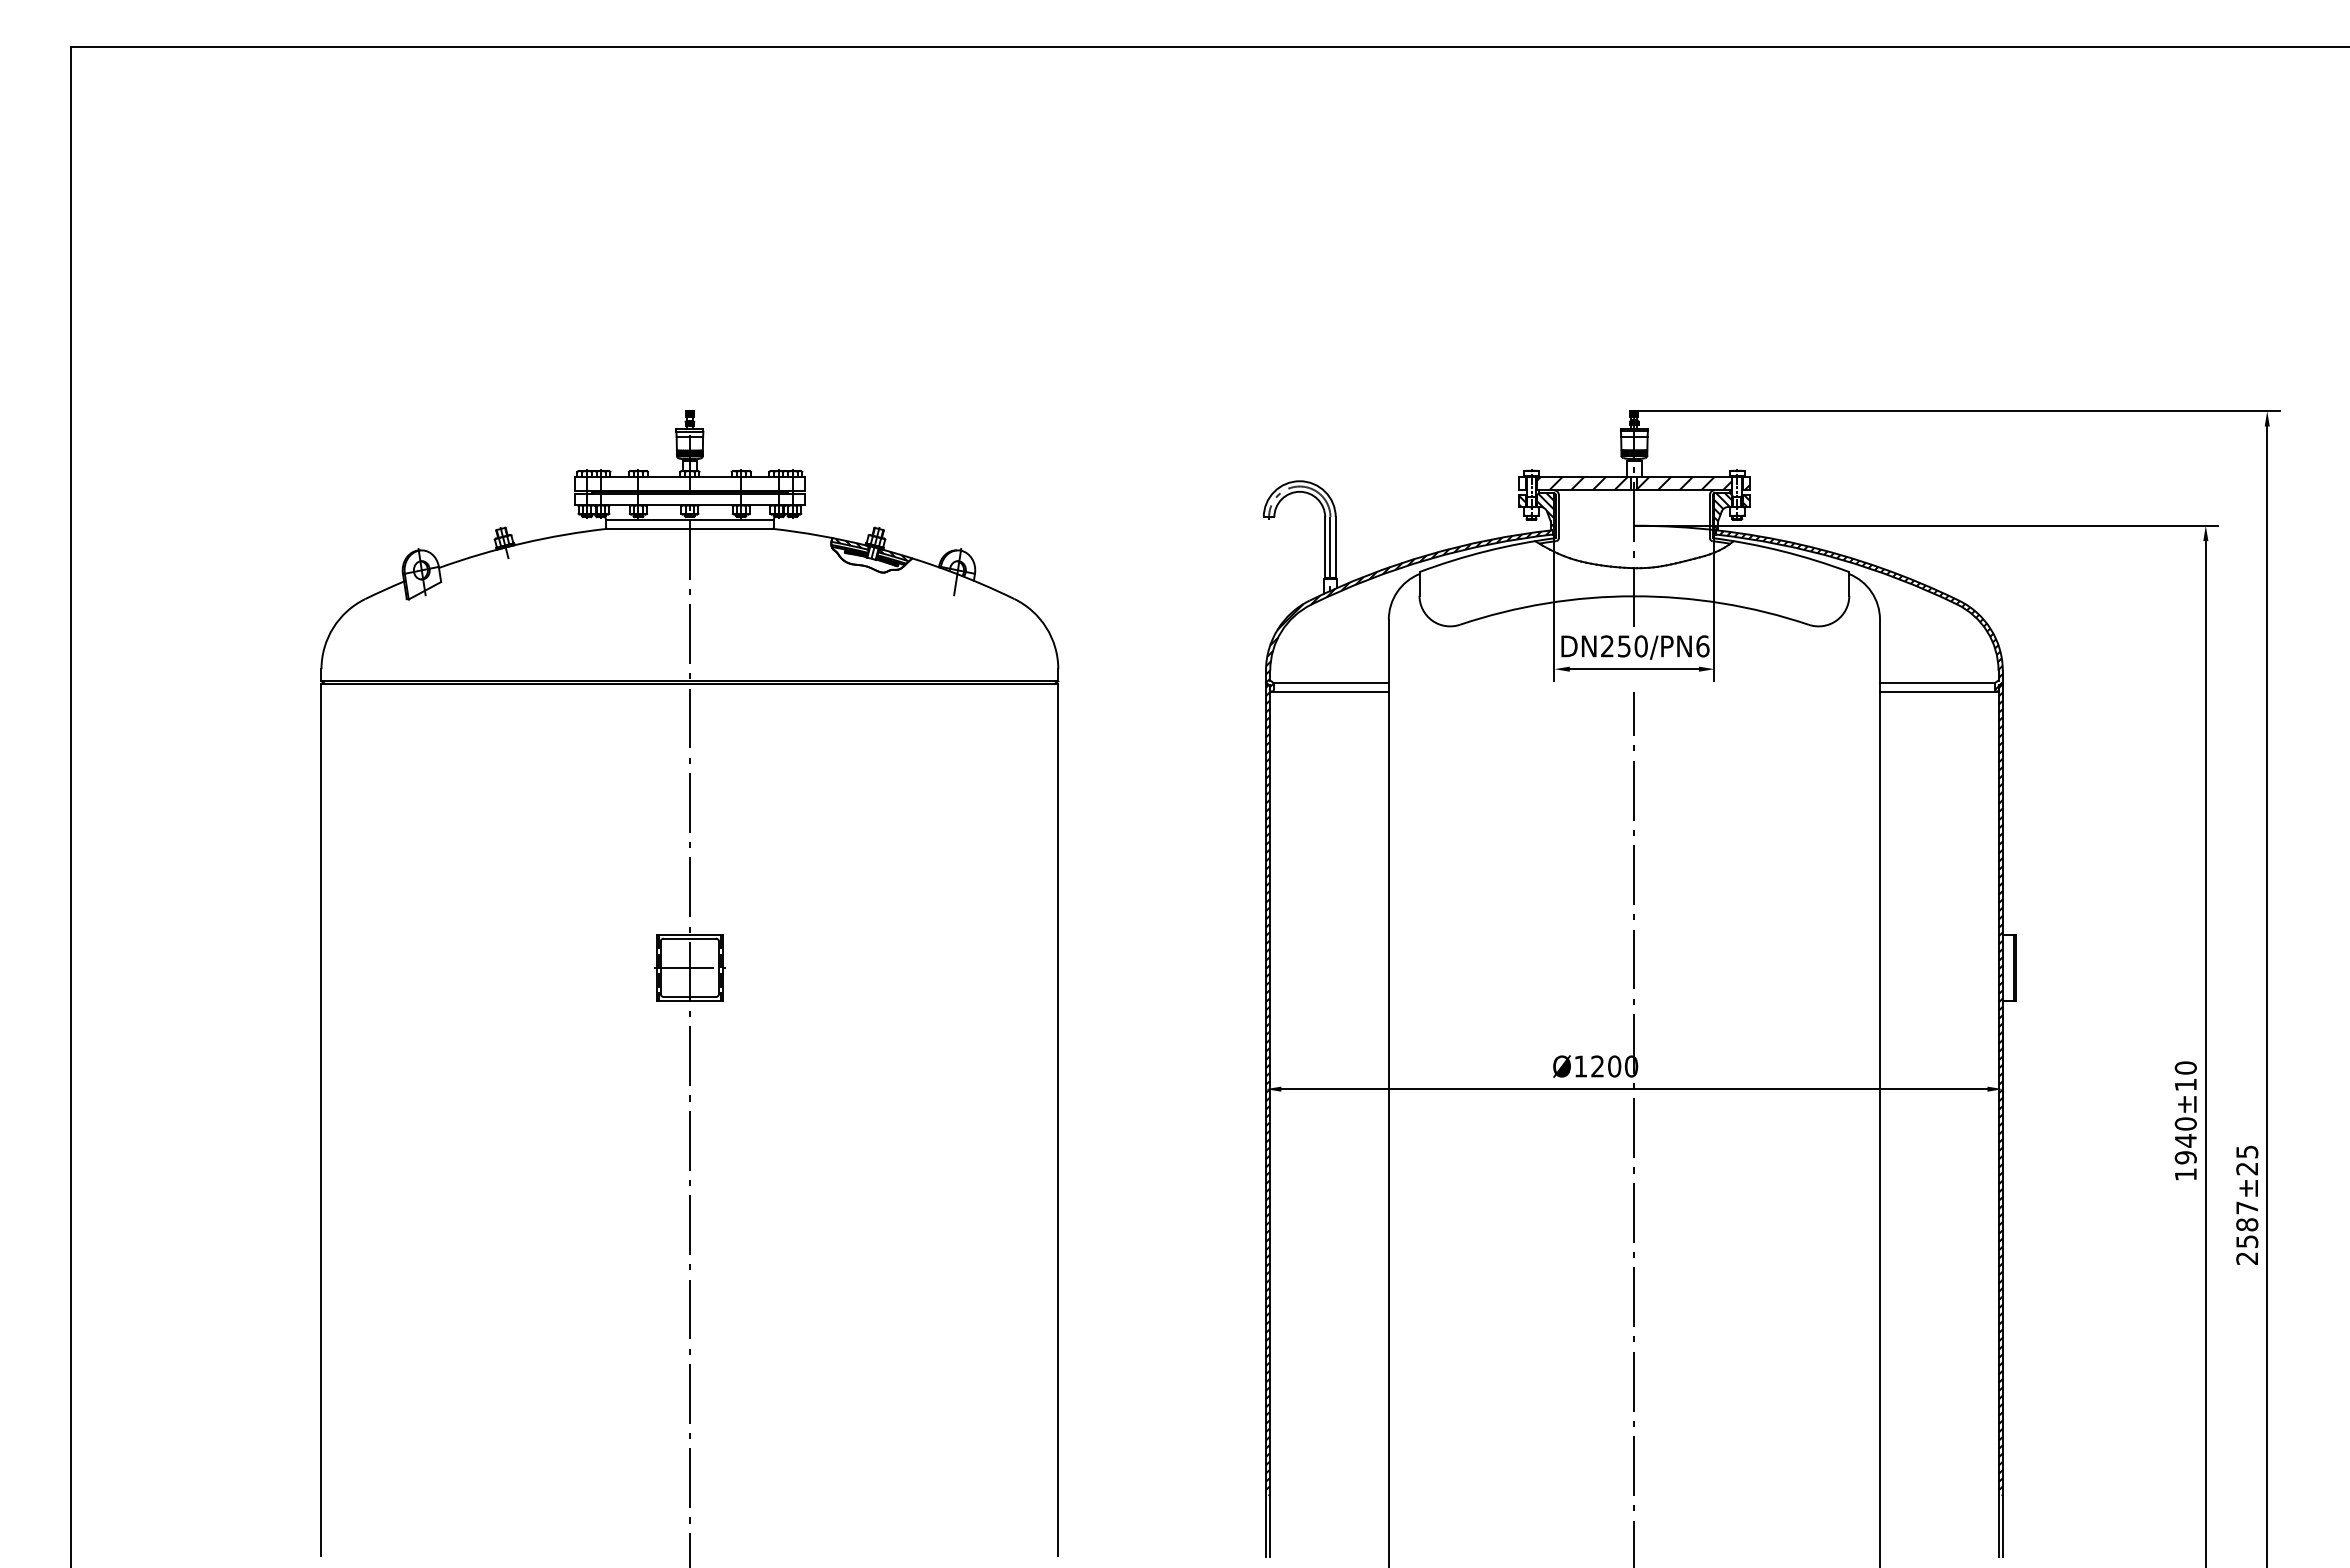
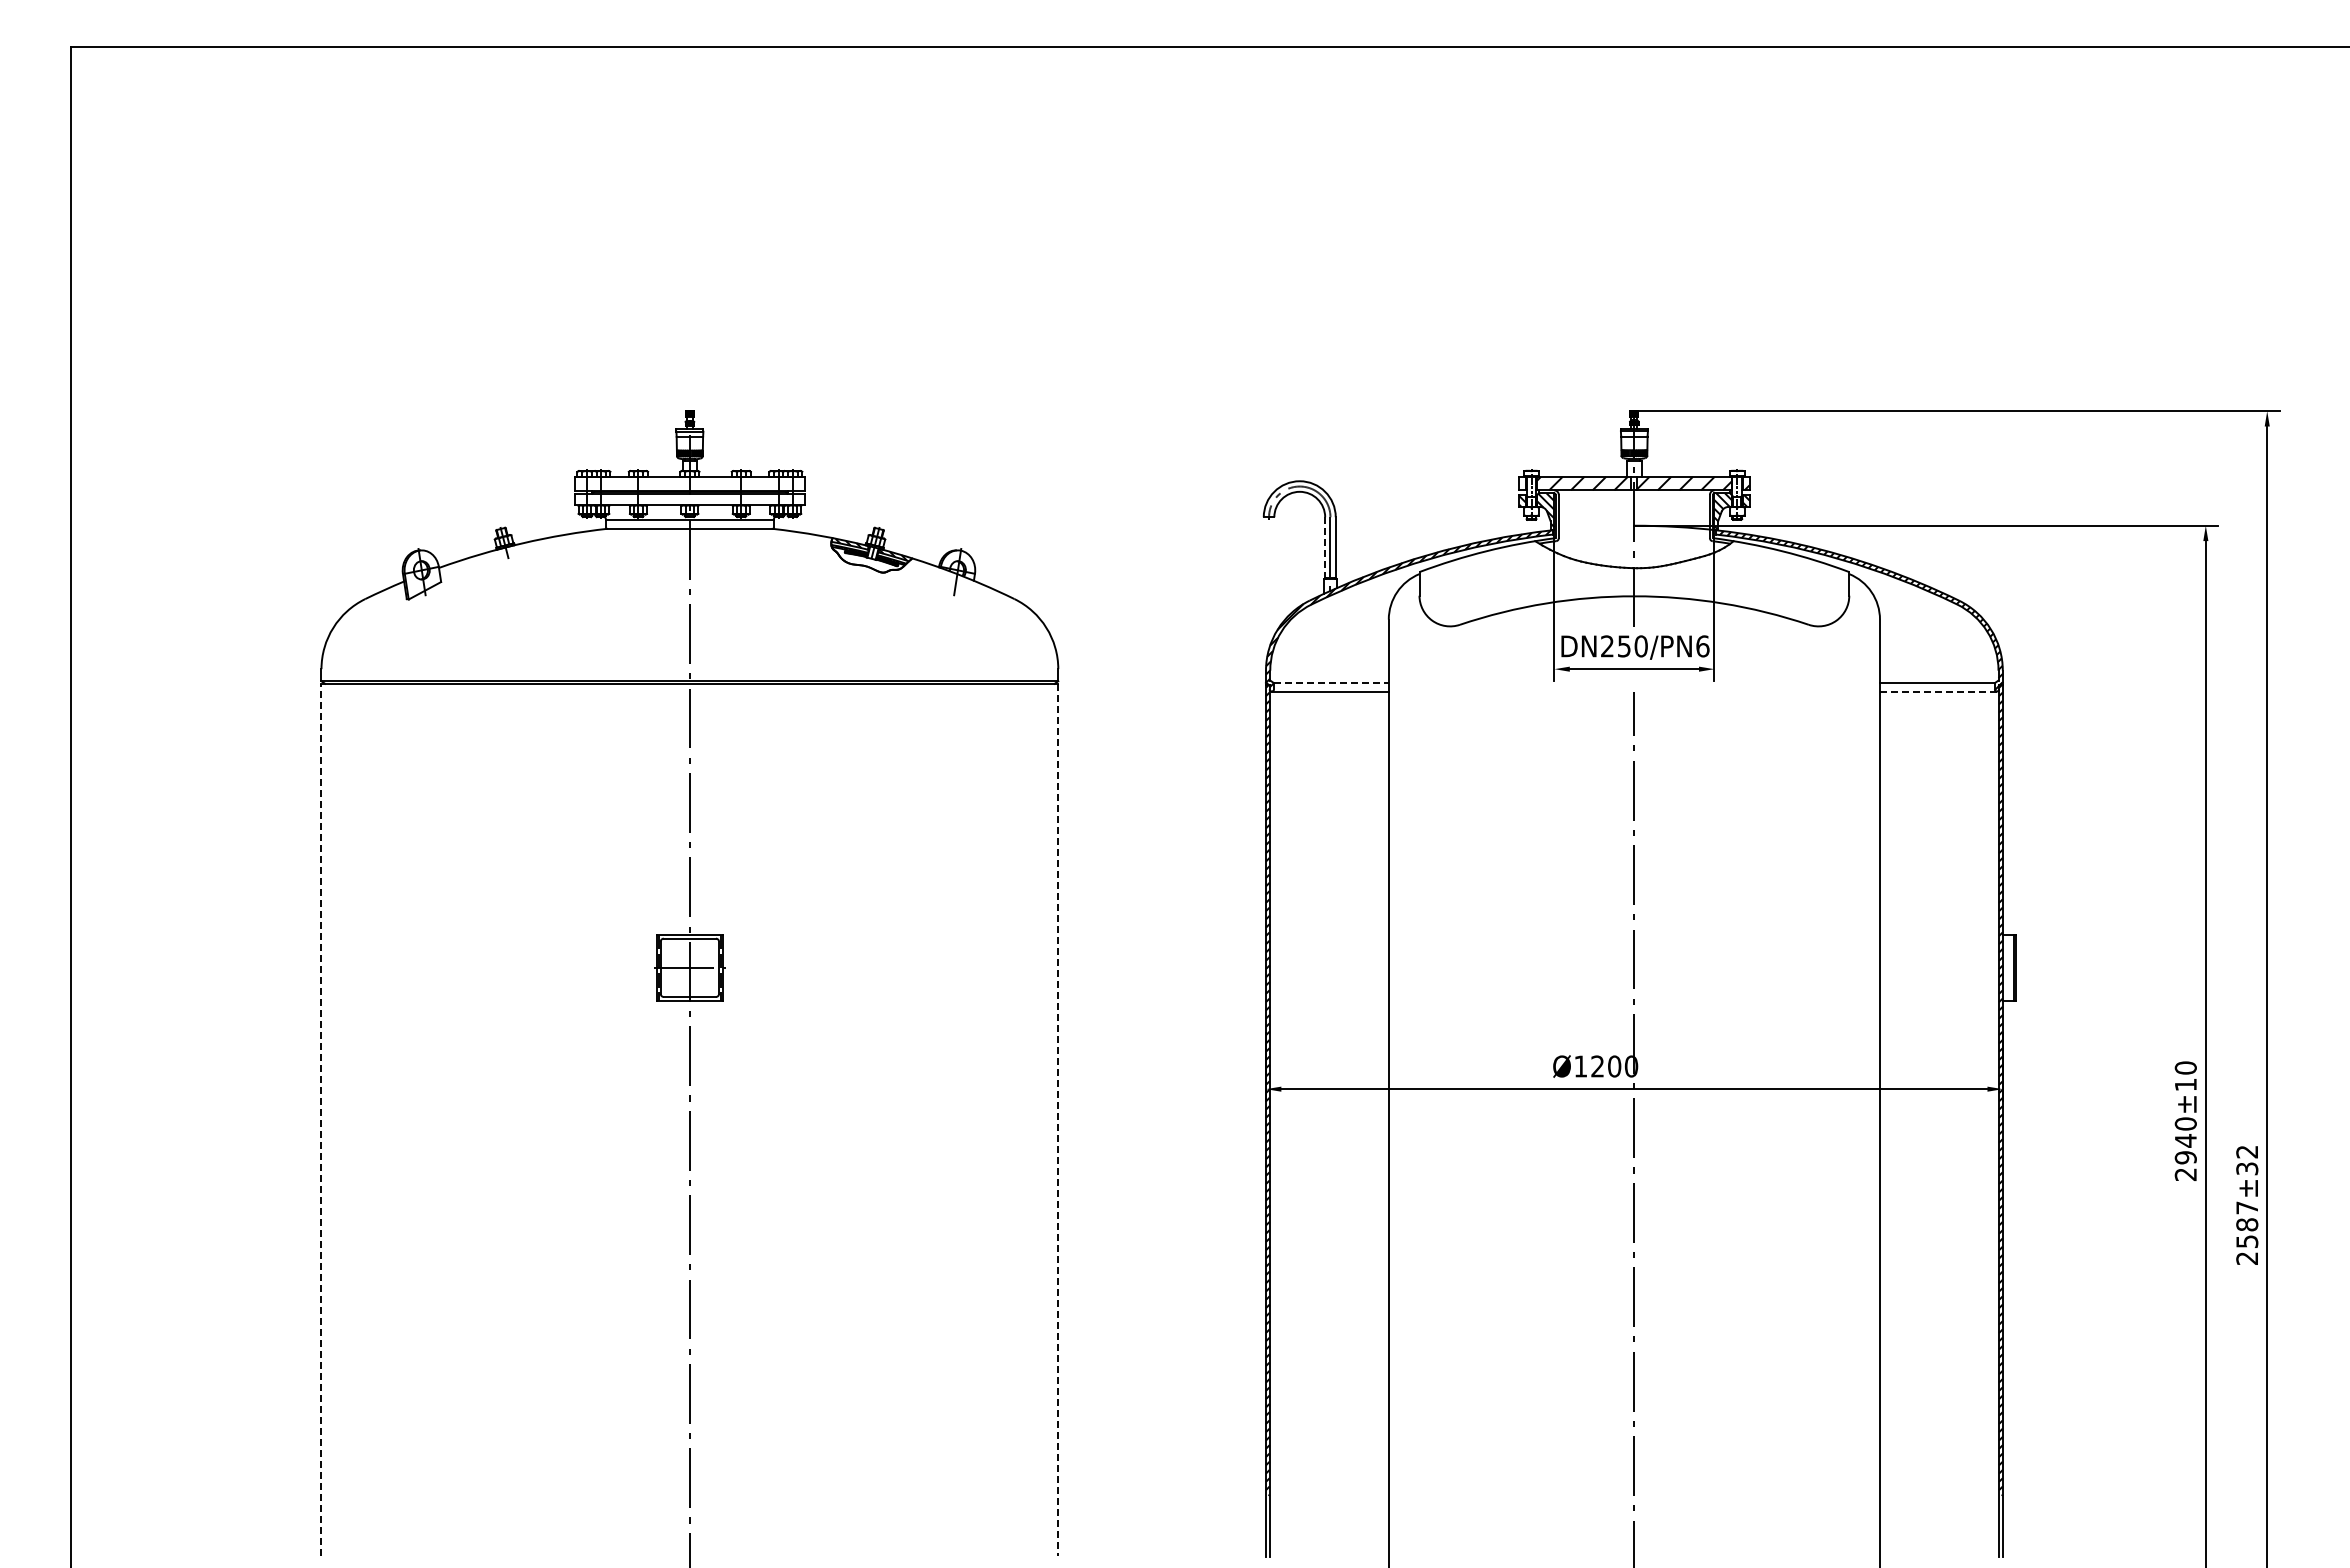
line: solid -> dashed (1325, 548)
line: solid -> dashed (1331, 683)
line: solid -> dashed (1938, 691)
line: solid -> dashed (321, 1119)
line: solid -> dashed (1058, 1119)
text: ±25 -> ±32 (2247, 1160)
text: 1940 -> 2940 (2185, 1174)
